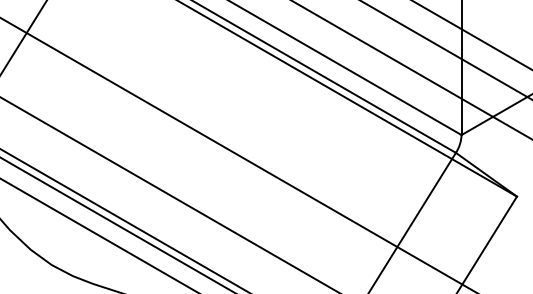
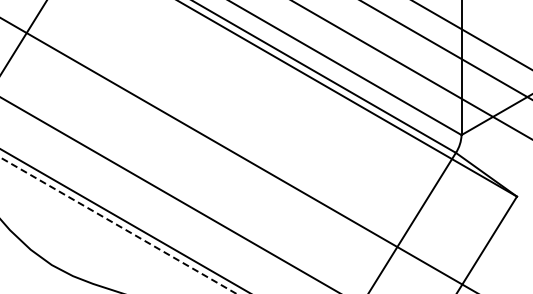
line: solid -> dashed (117, 225)
line: present -> none (98, 234)
